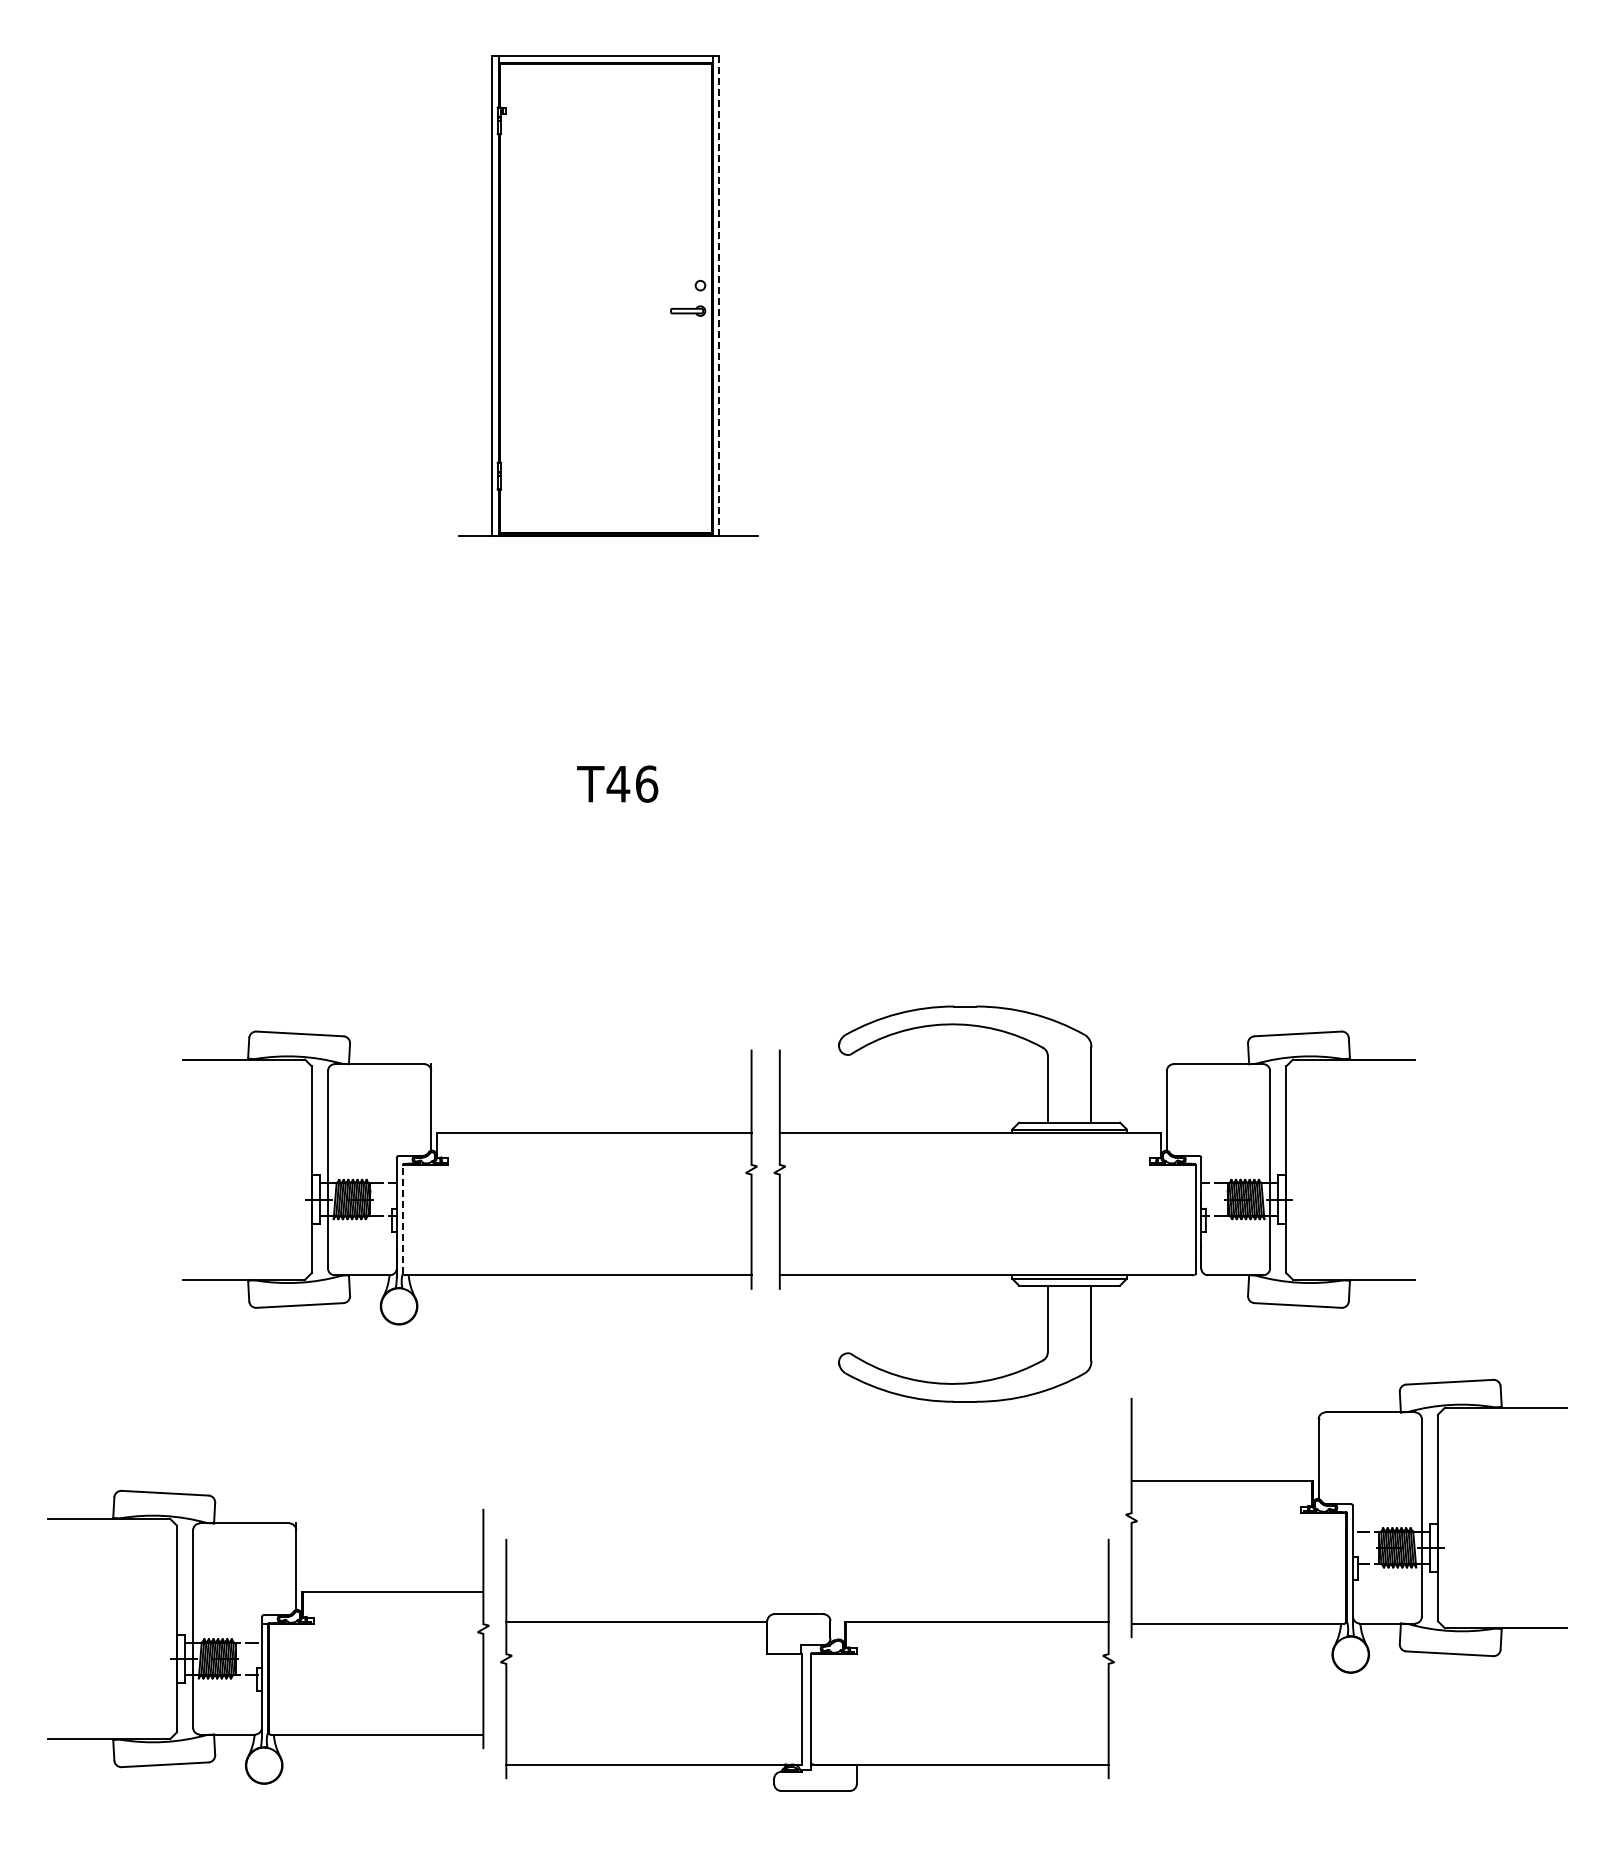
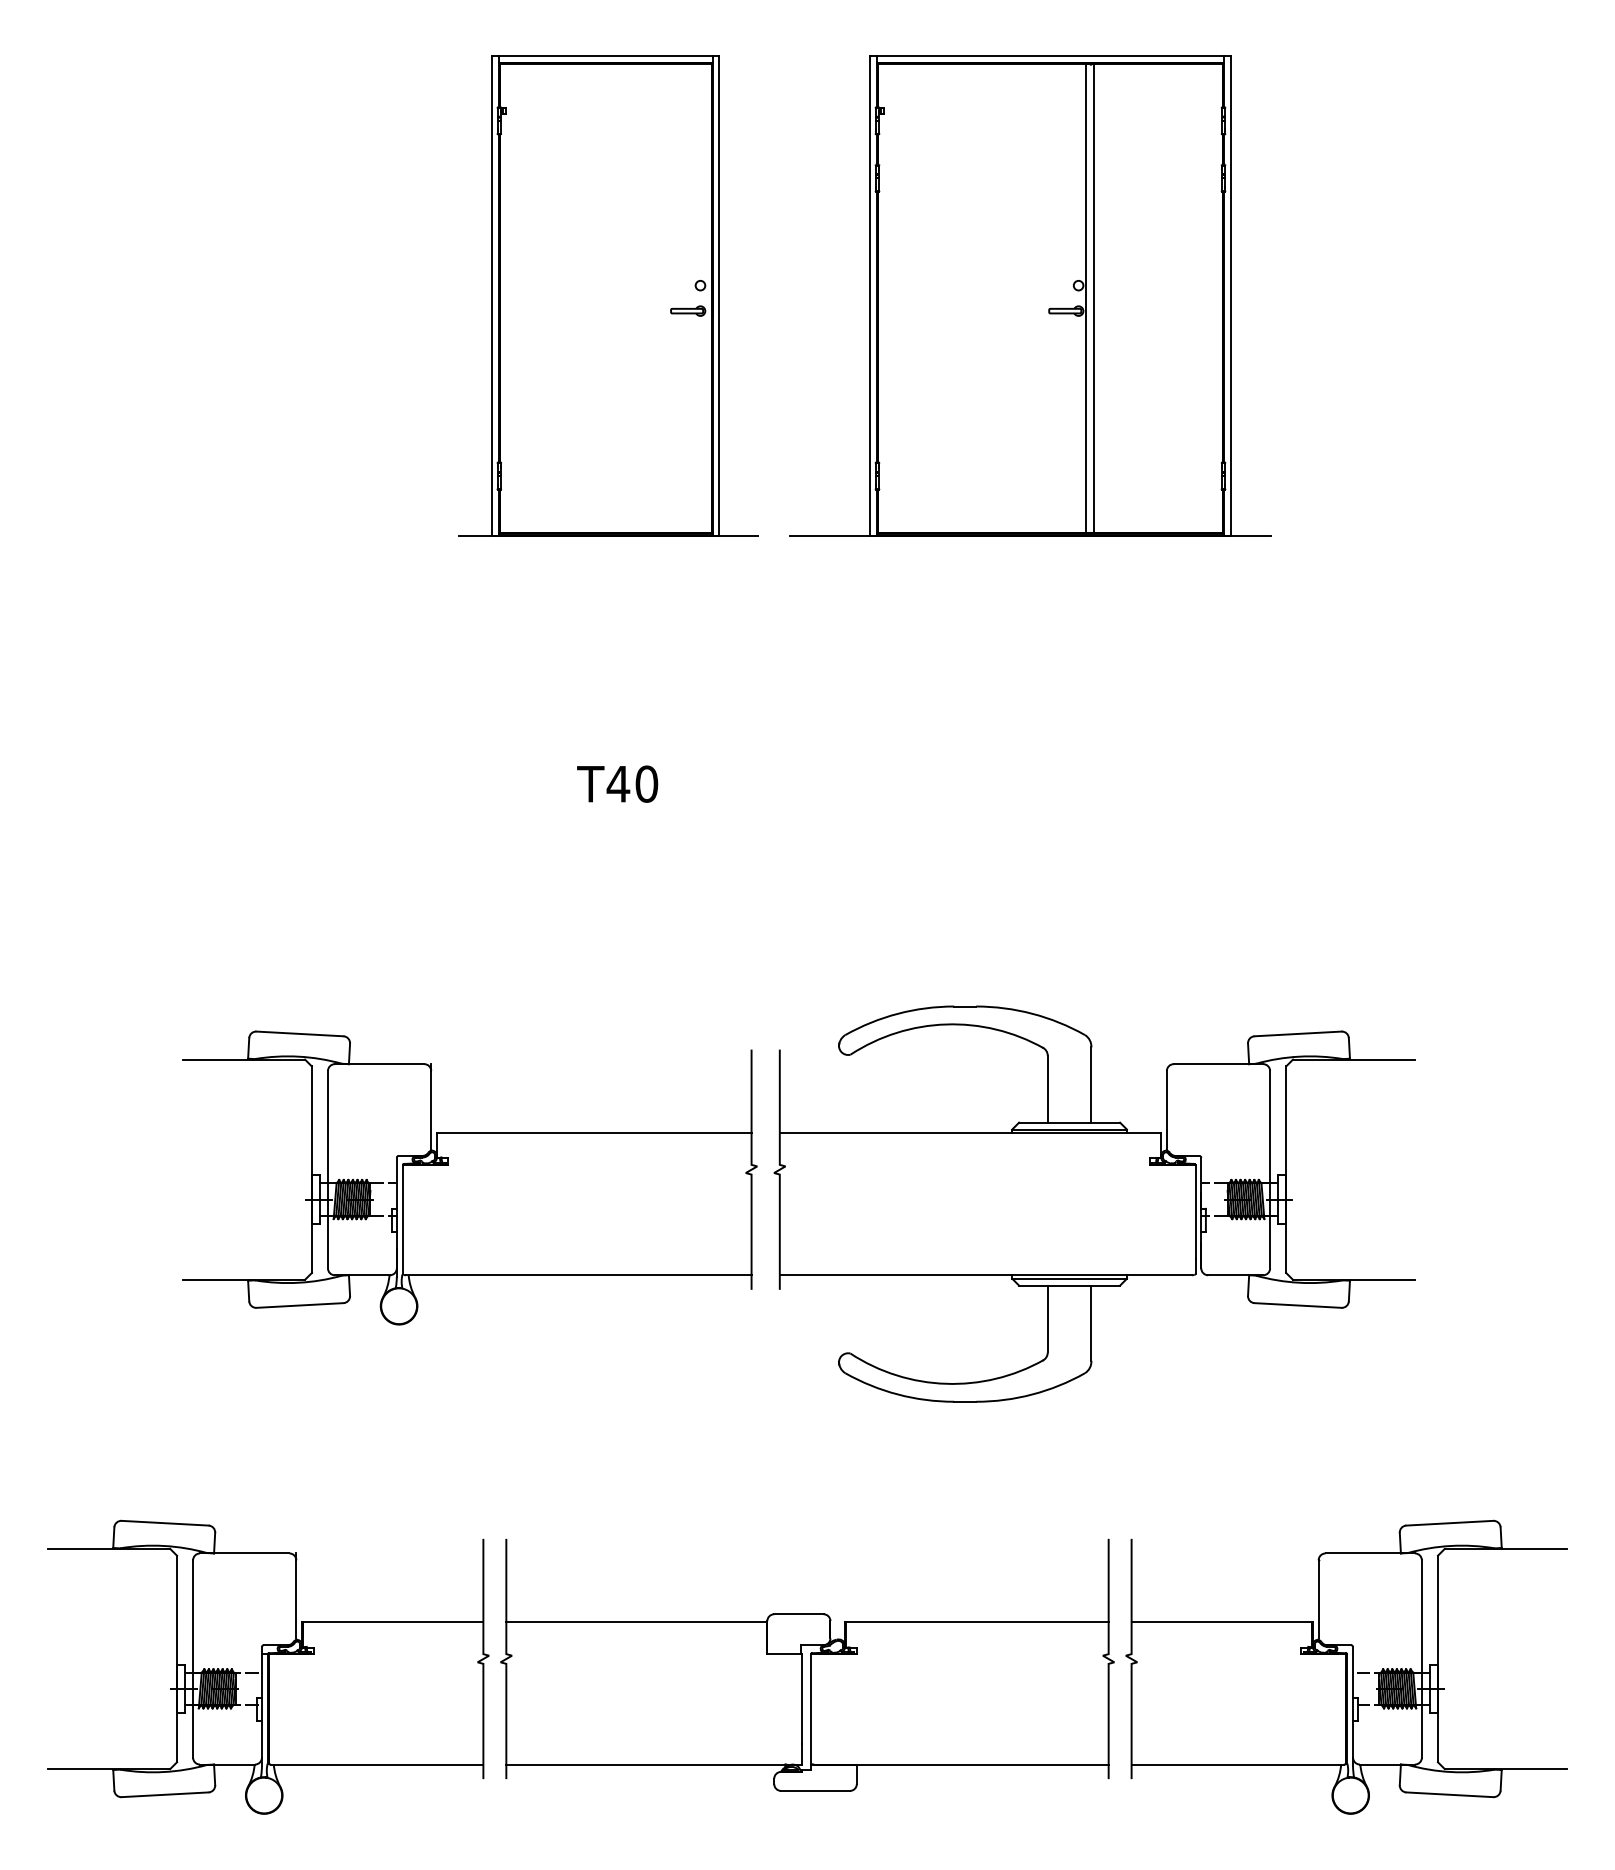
line: dashed -> solid (719, 295)
part: none -> present (1030, 295)
text: T46 -> T40 (646, 783)
line: dashed -> solid (402, 1219)
part position: (1346, 1525) -> (1346, 1666) (1346, 1666)
part position: (268, 1636) -> (268, 1666) (268, 1666)
